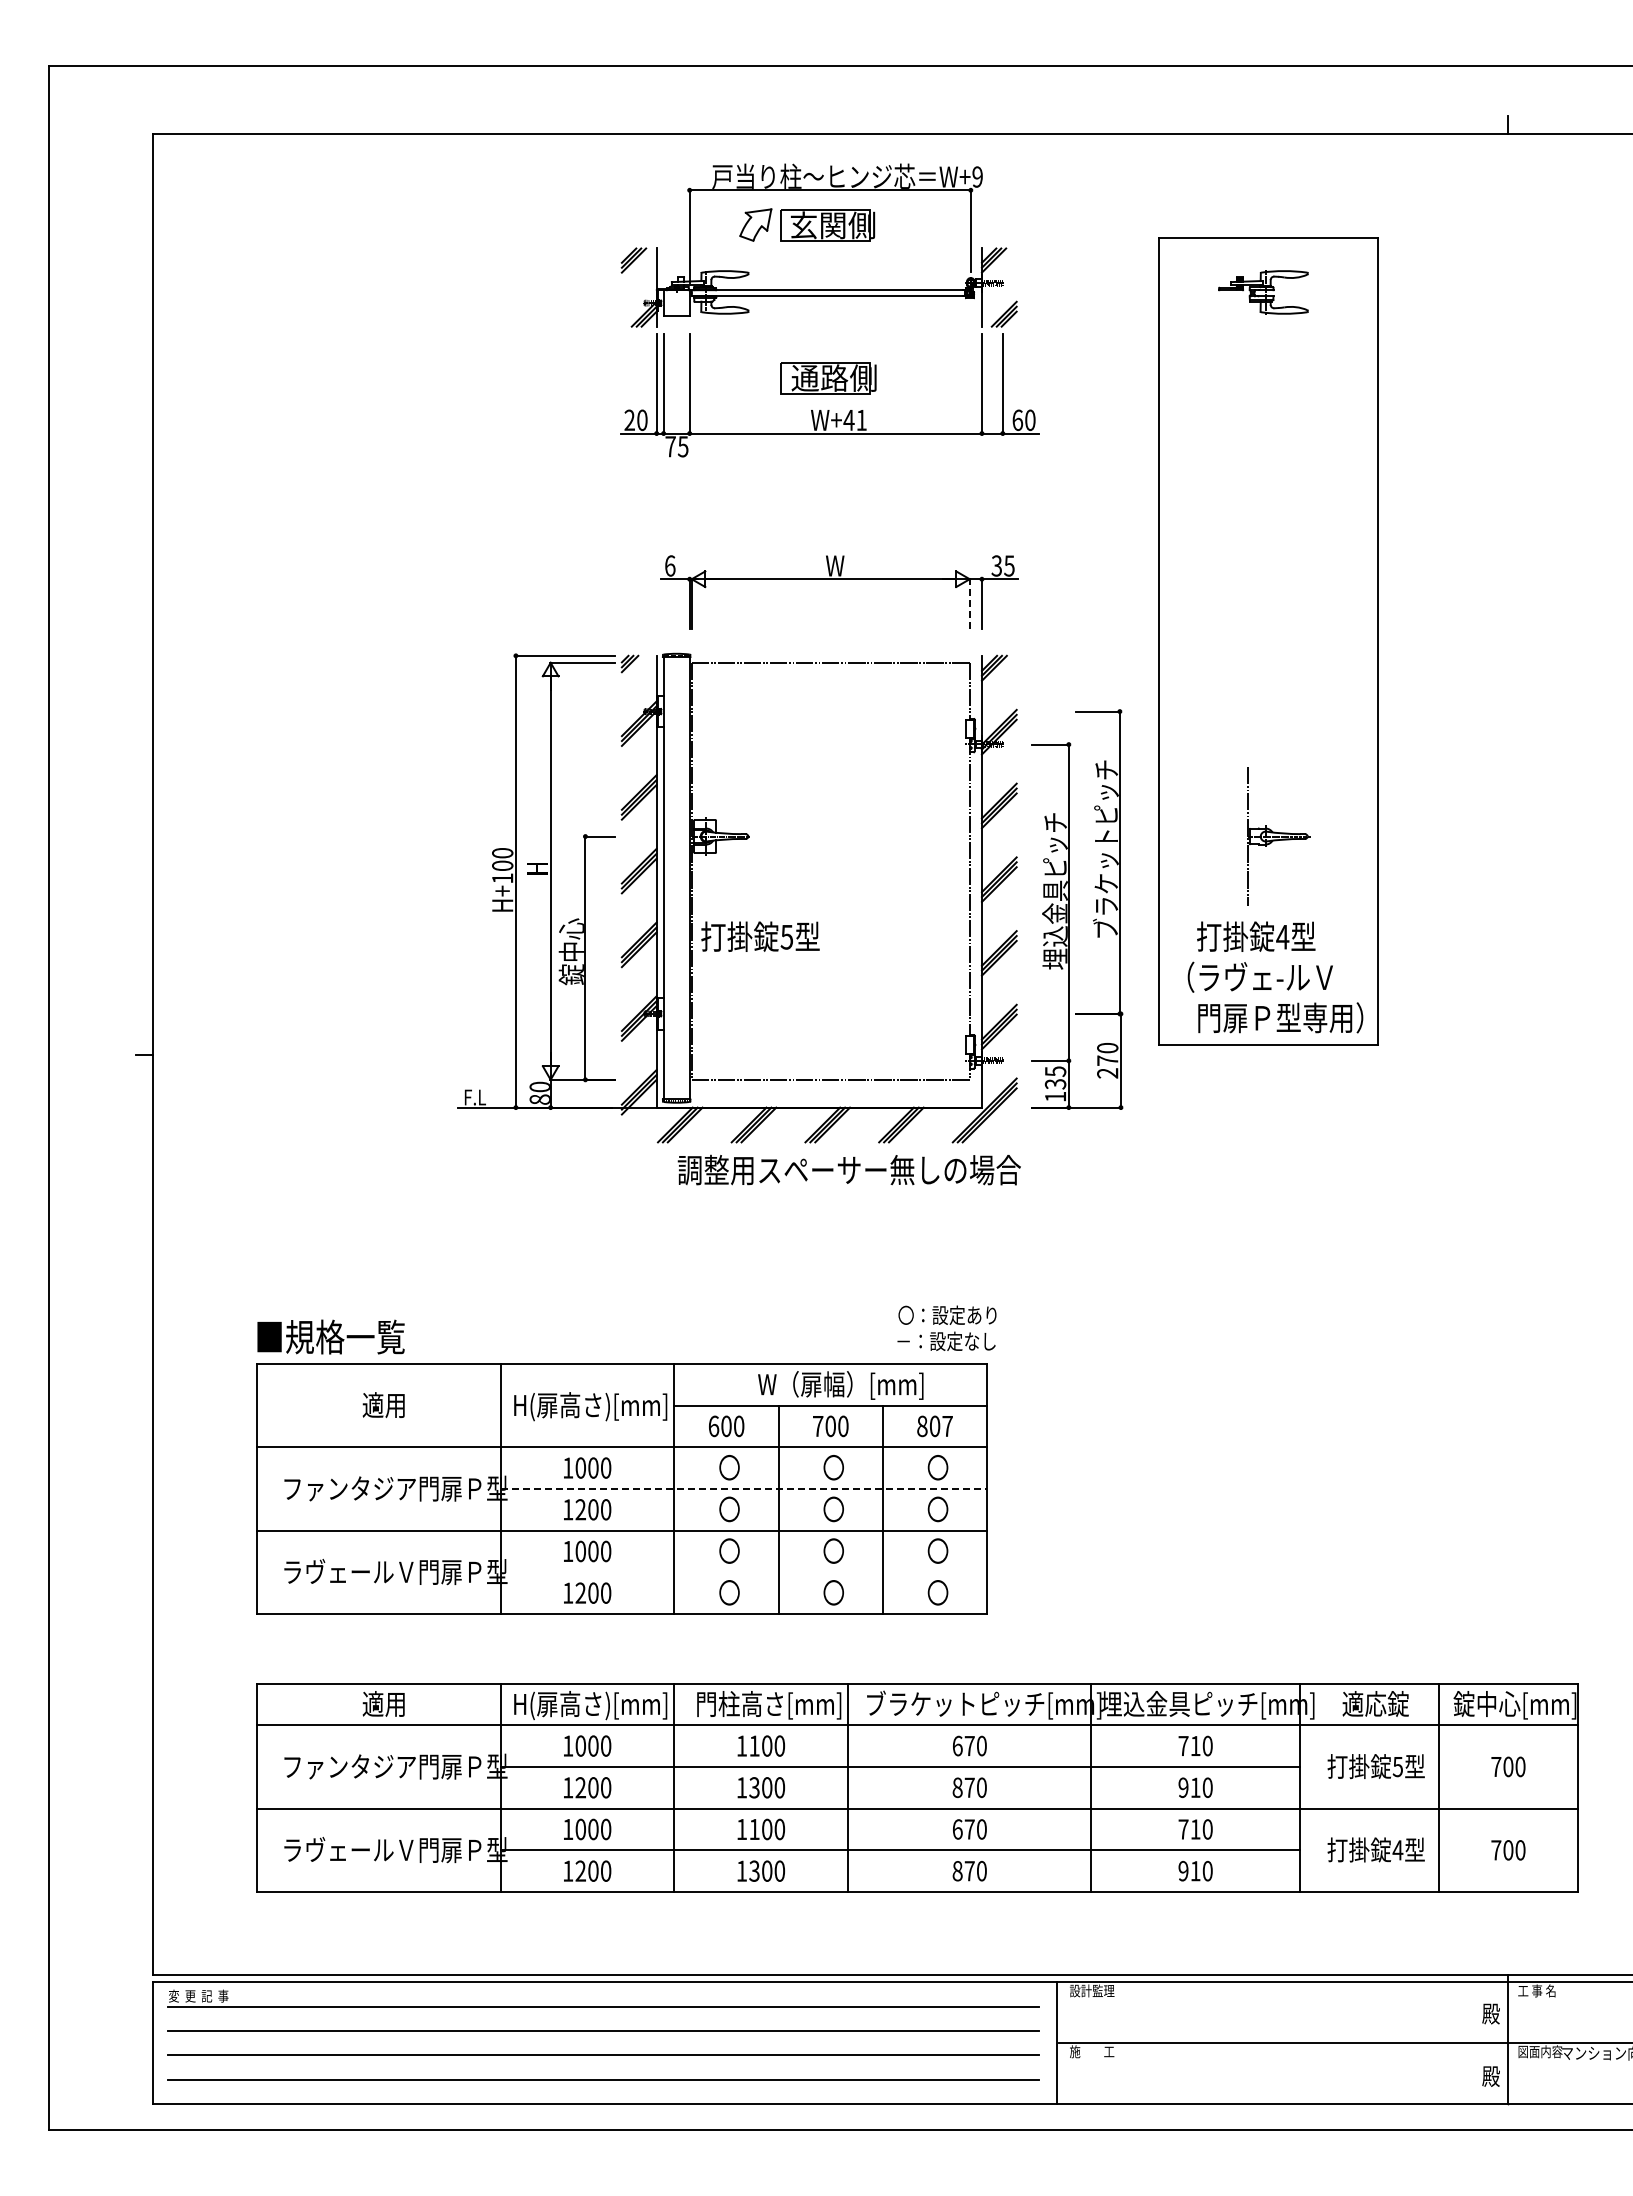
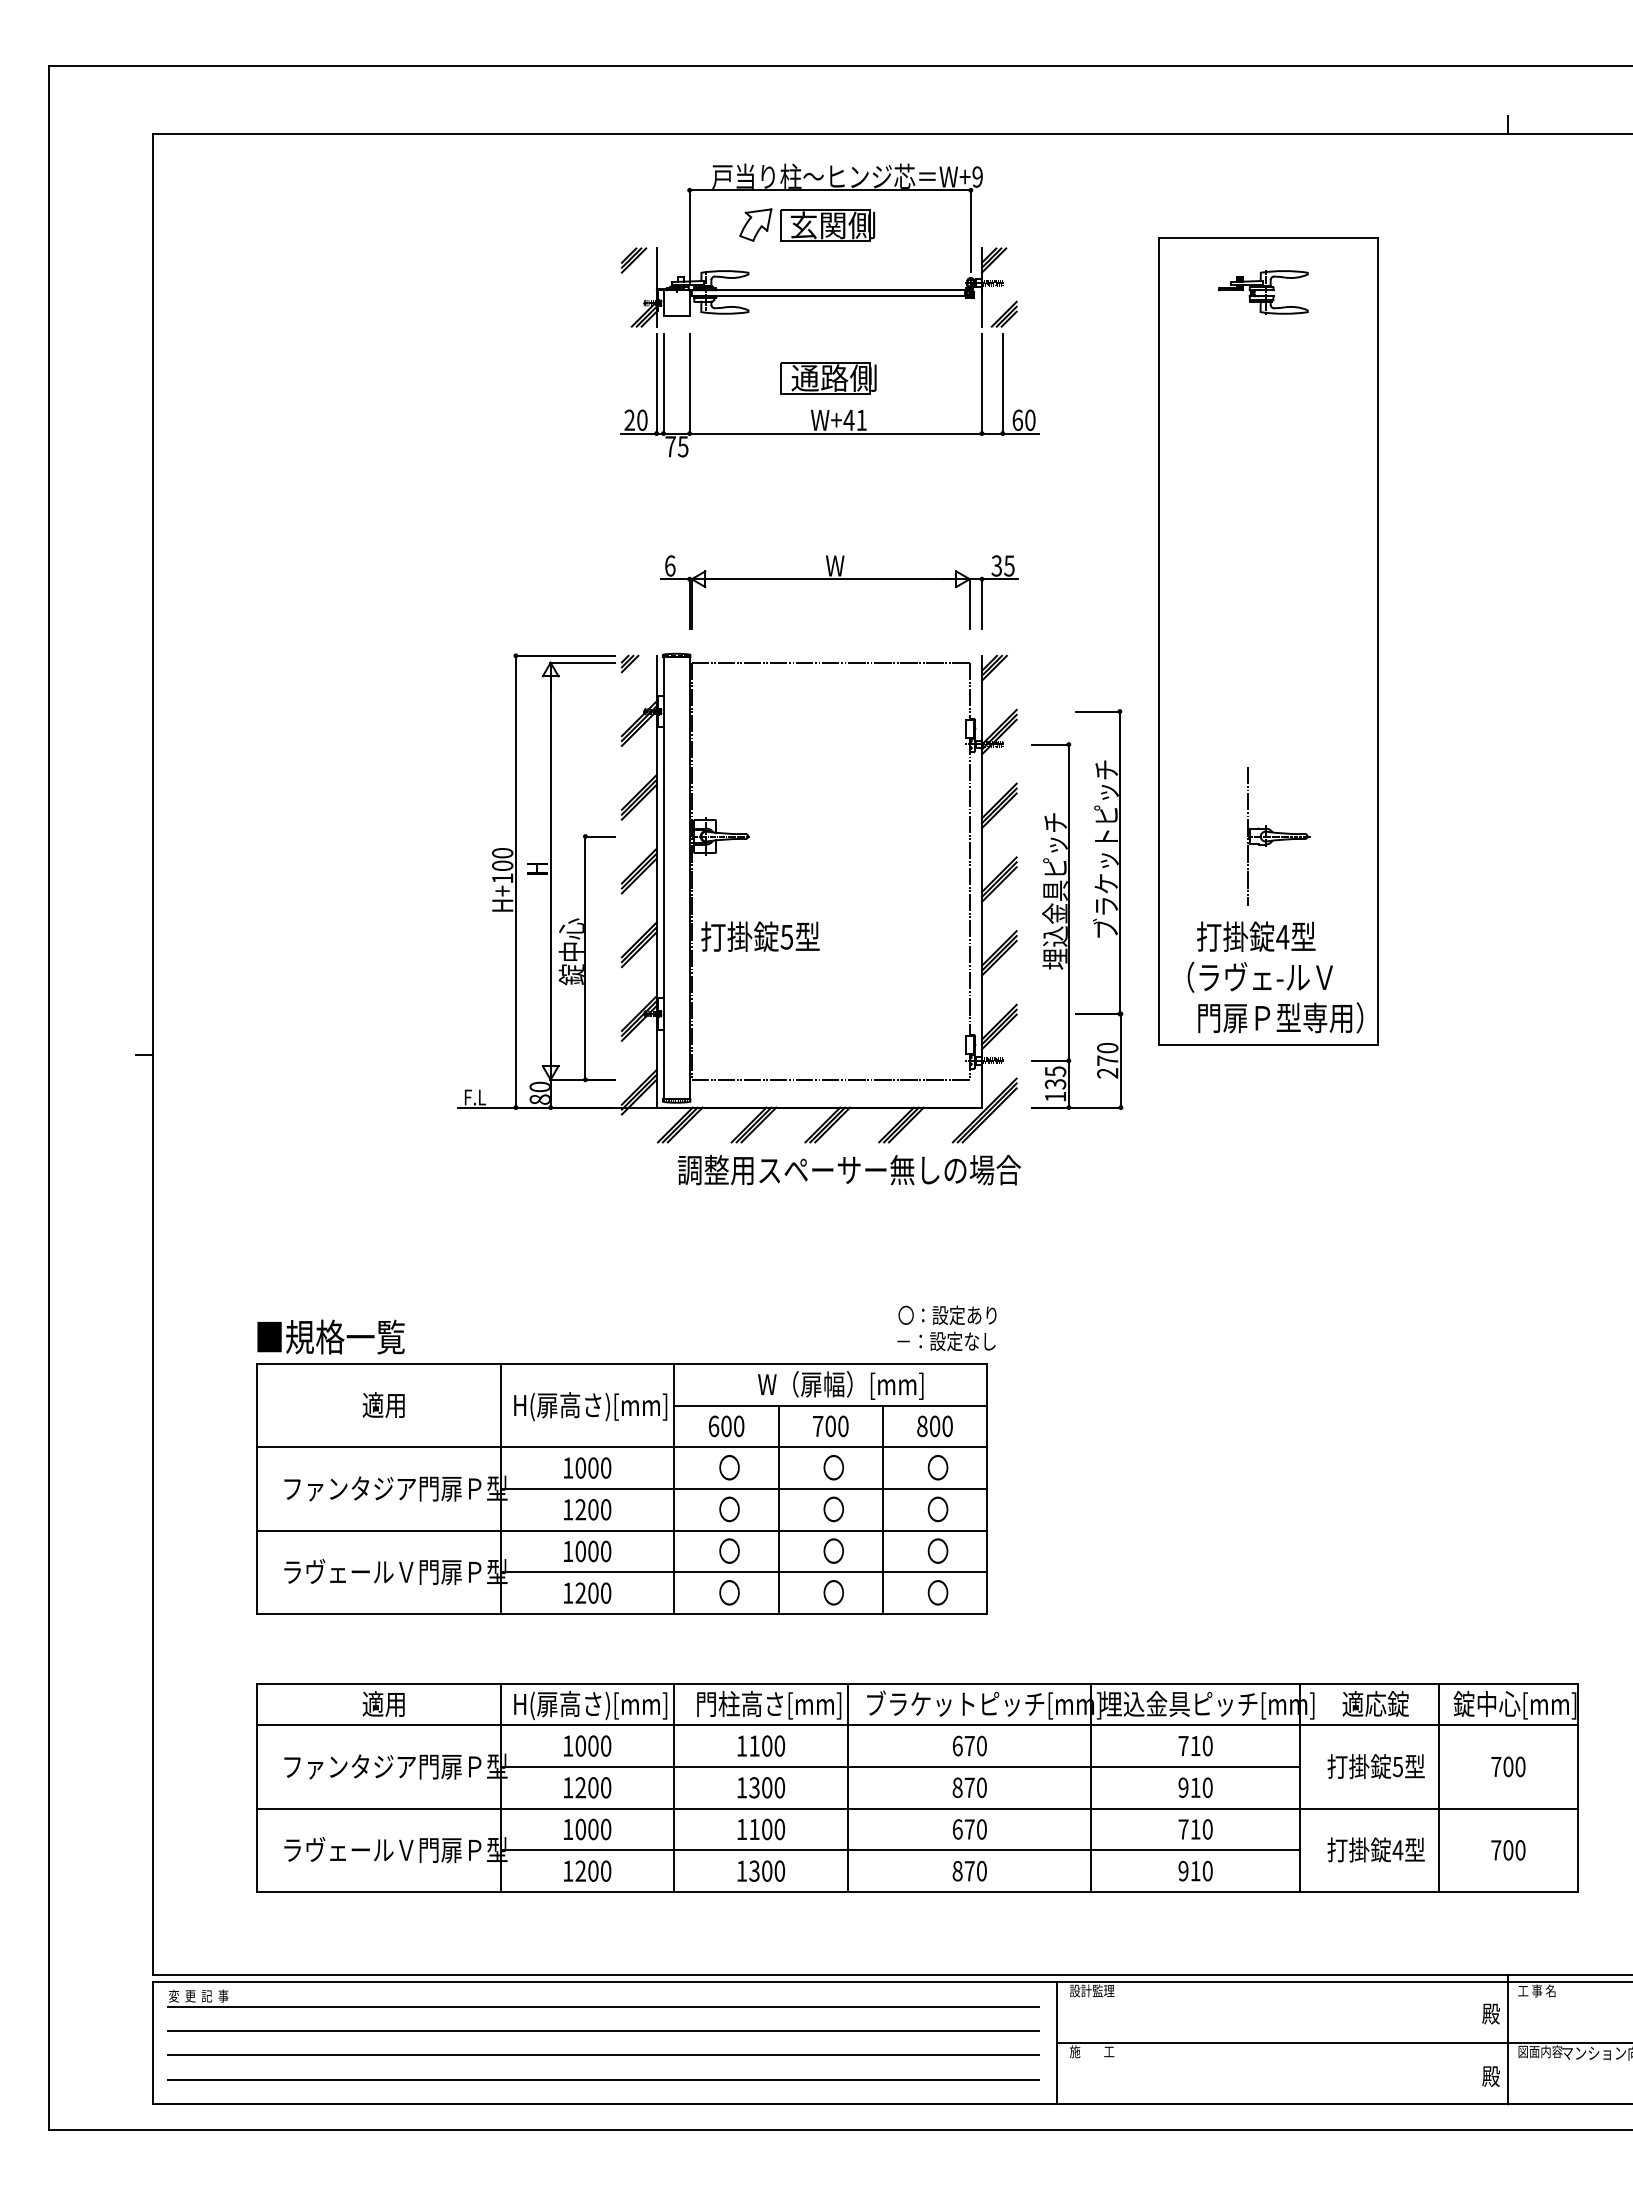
line: dashed -> solid (969, 603)
text: 807 -> 800 (947, 1426)
line: dashed -> solid (744, 1488)
line: none -> present (743, 1572)
